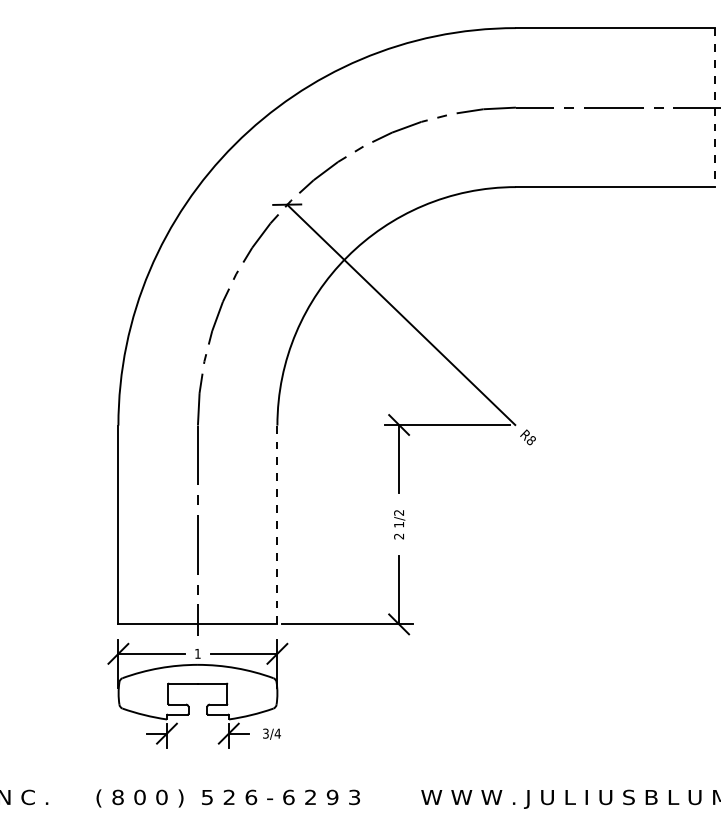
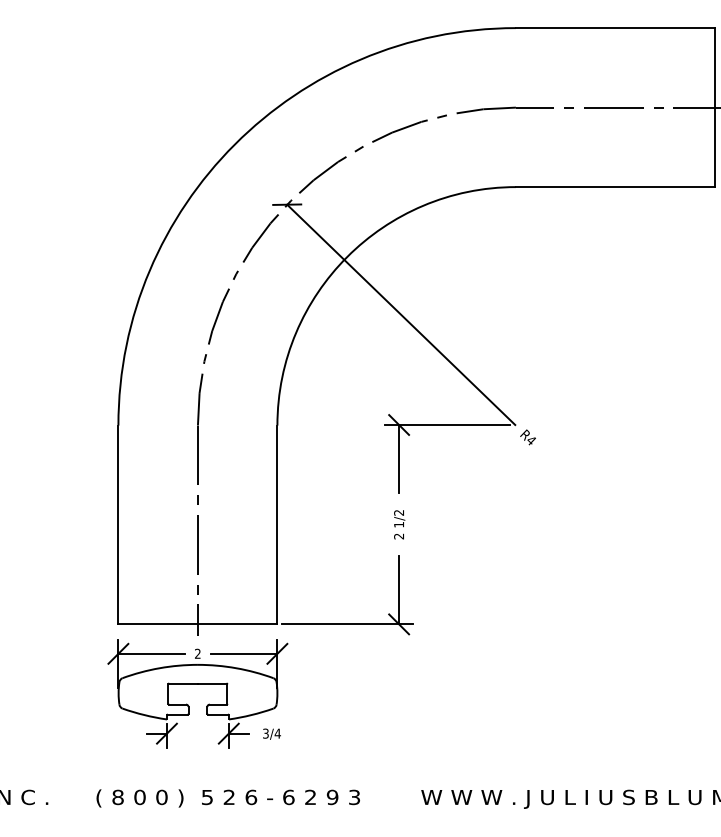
line: dashed -> solid (714, 108)
text: R8 -> R4 (530, 440)
line: dashed -> solid (277, 525)
text: 1 -> 2 (197, 653)
